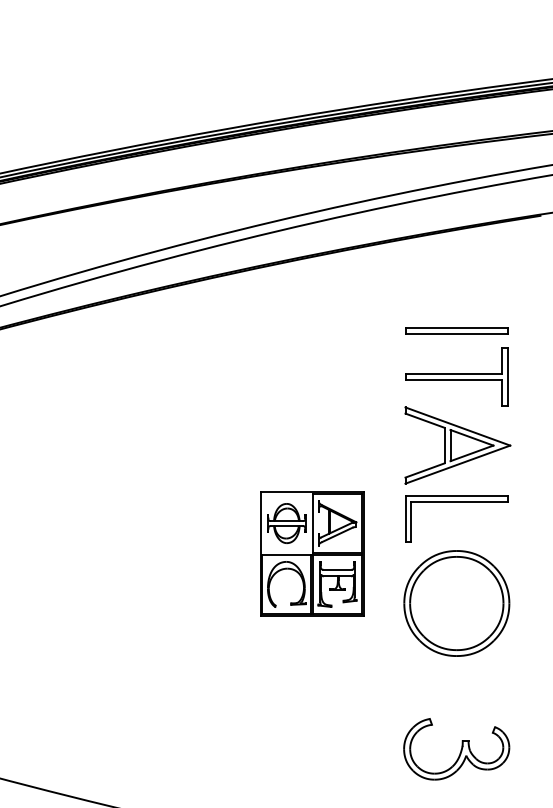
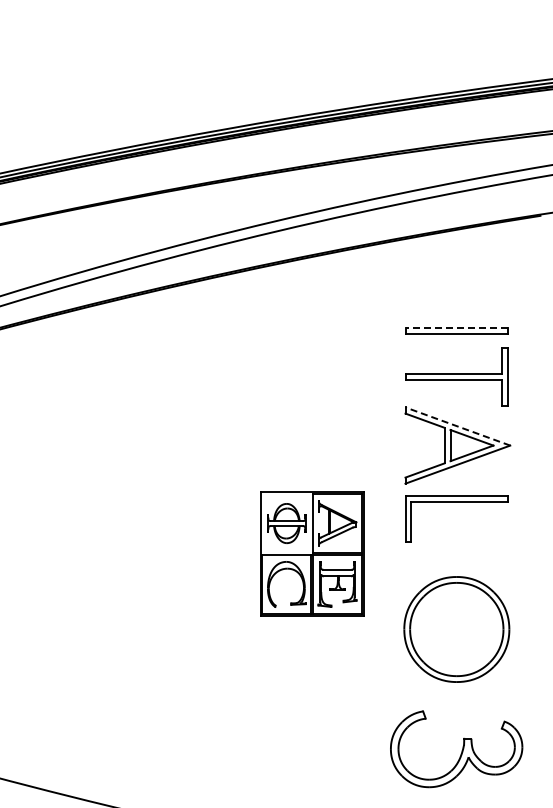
line: solid -> dashed (456, 328)
line: solid -> dashed (457, 426)
part position: (456, 603) -> (456, 629) (456, 629)
part size: 108x63 px -> 134x79 px (456, 749)
